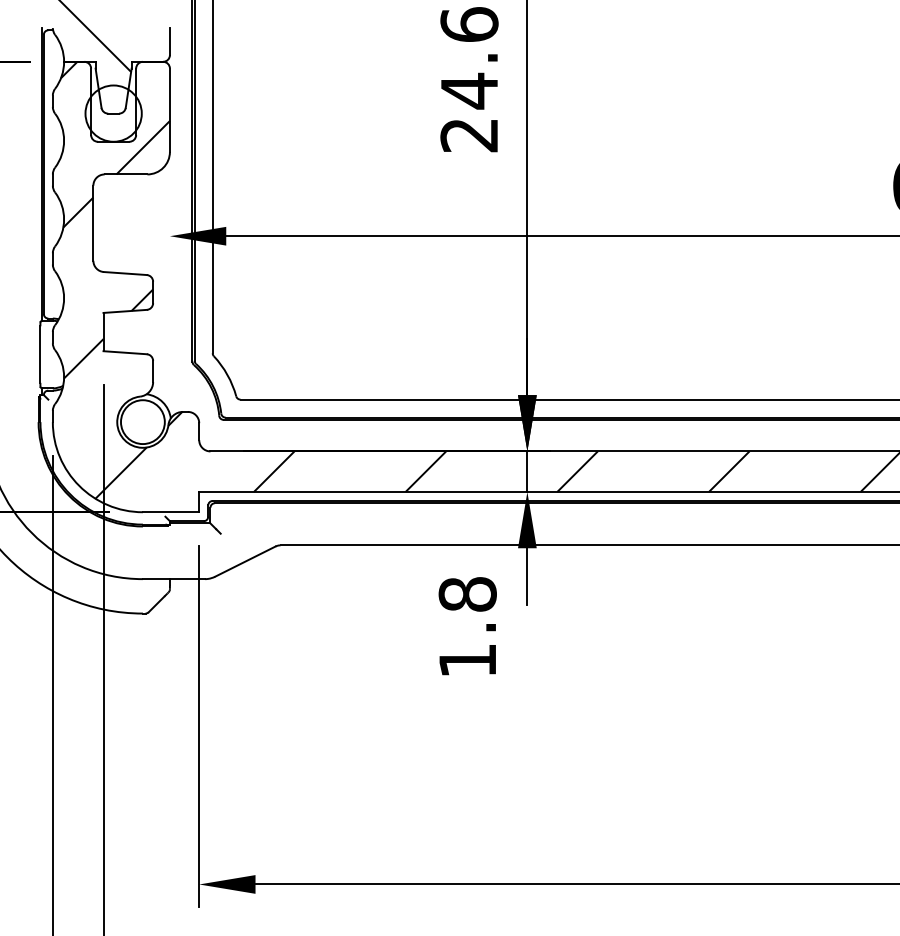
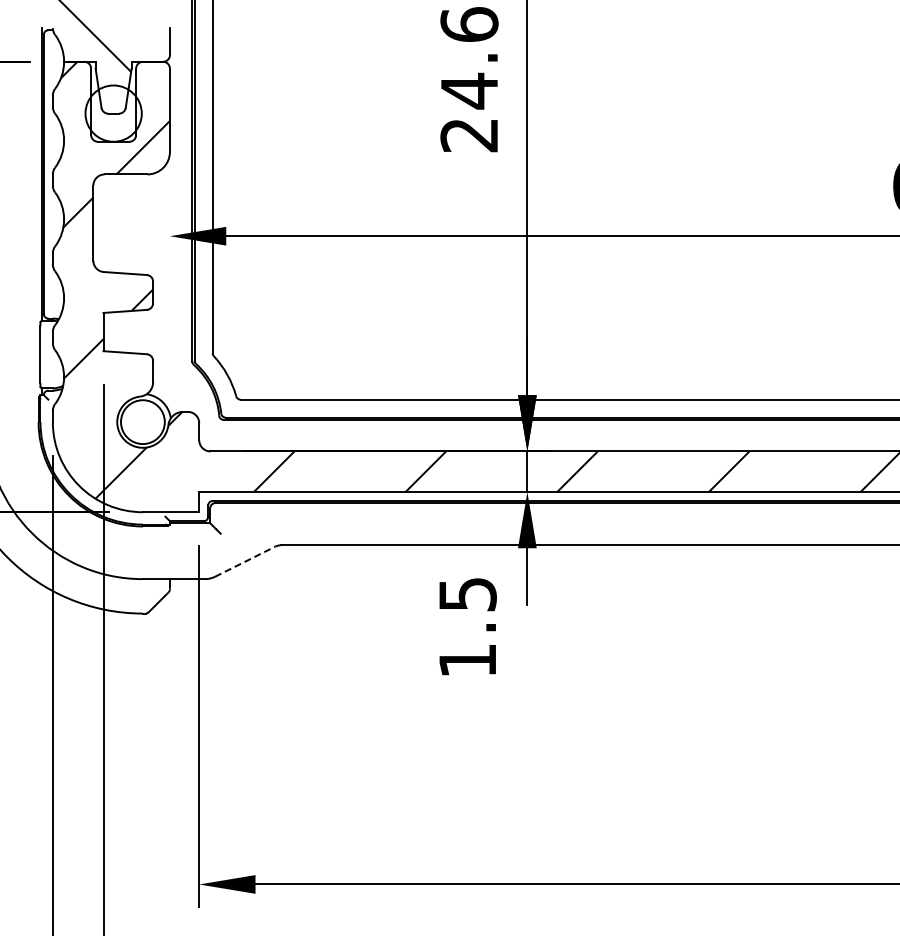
line: solid -> dashed (245, 561)
text: 1.8 -> 1.5 (467, 594)
